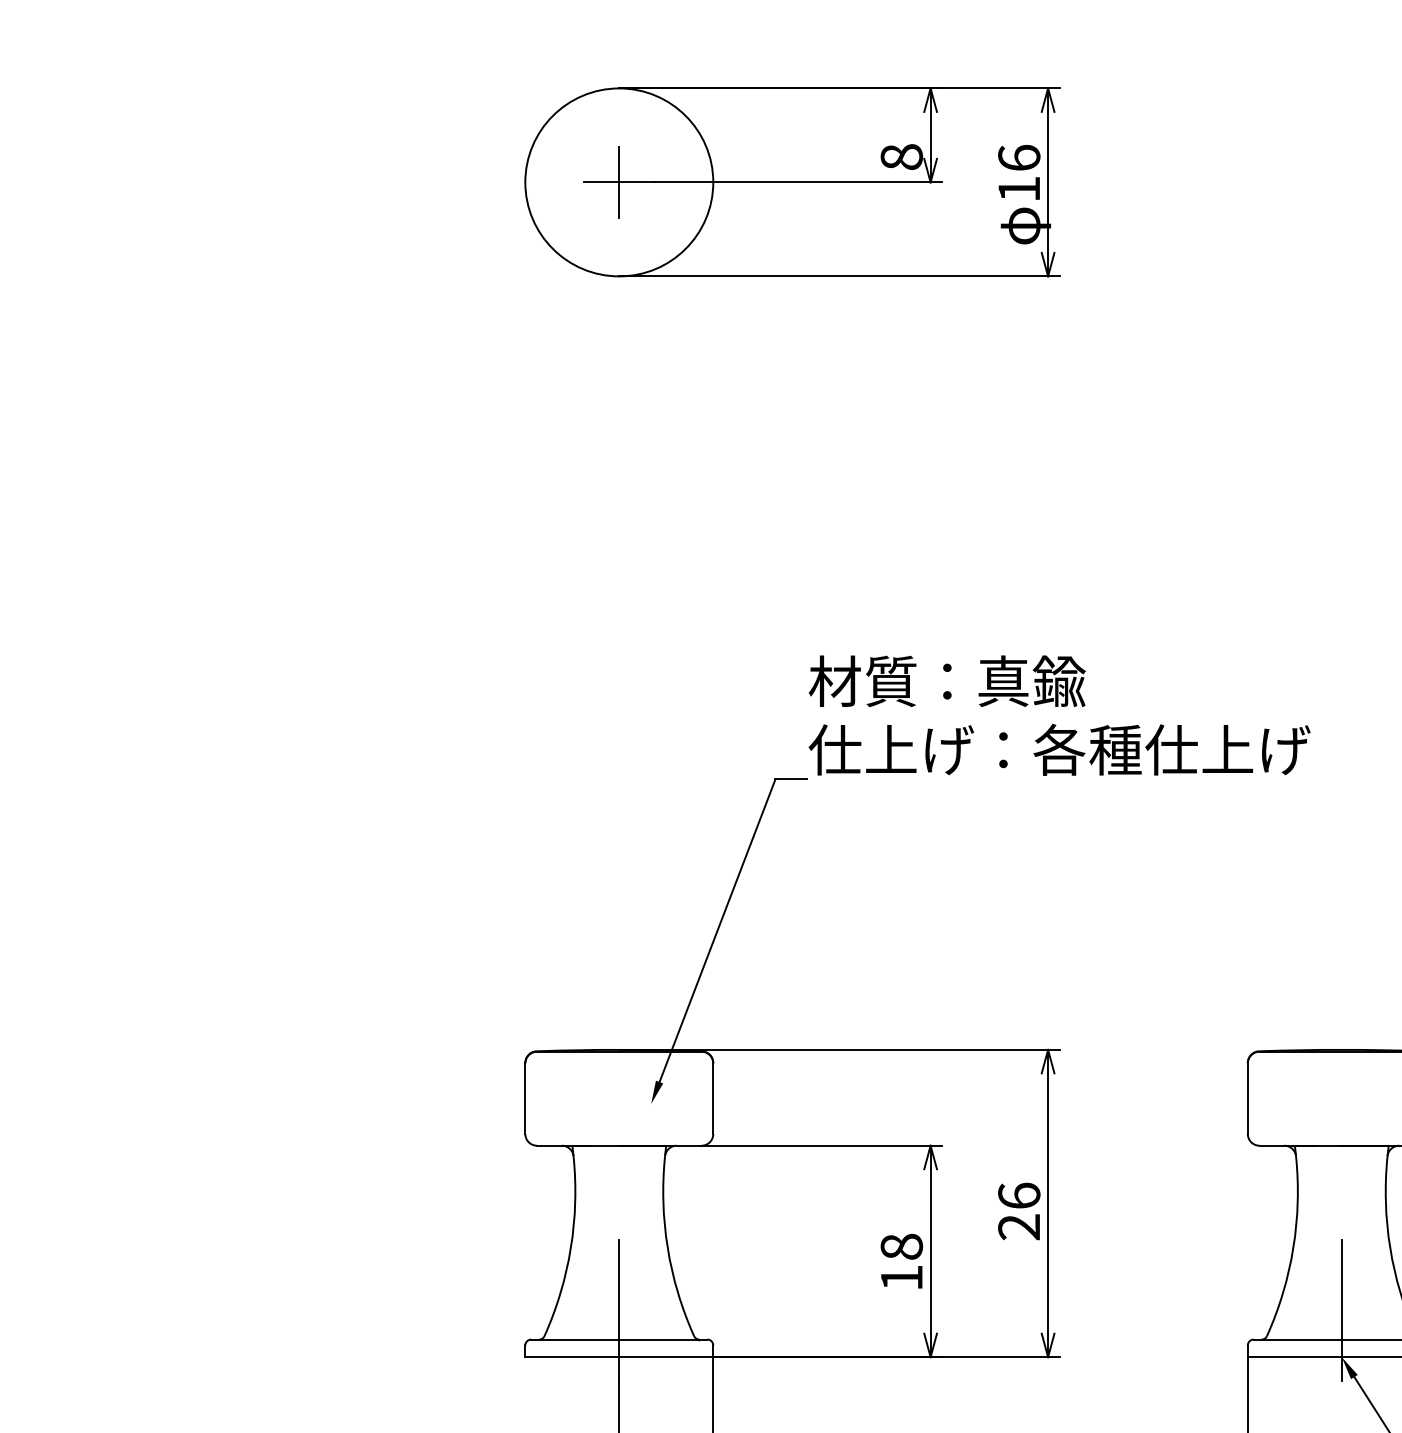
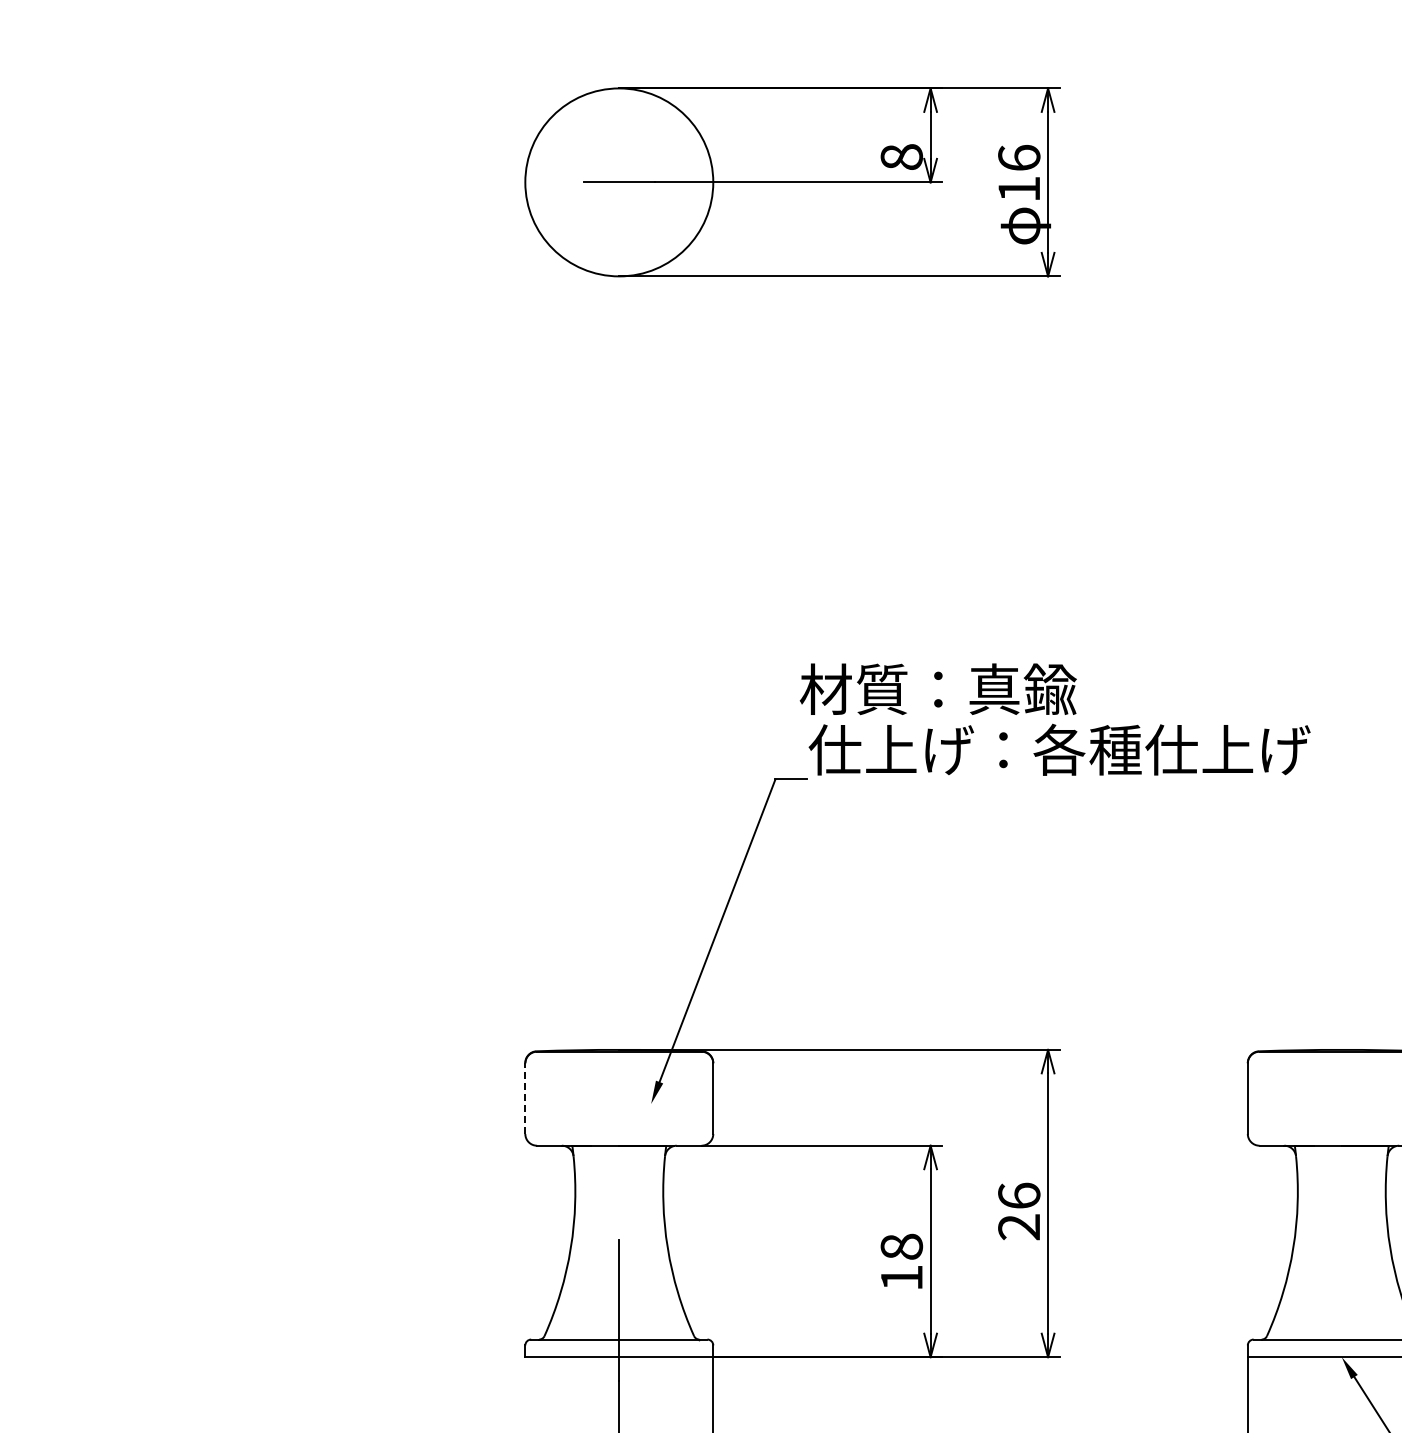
line: present -> none (619, 182)
text position: (946, 681) -> (937, 689) (937, 689)
line: solid -> dashed (525, 1098)
line: present -> none (1341, 1309)
